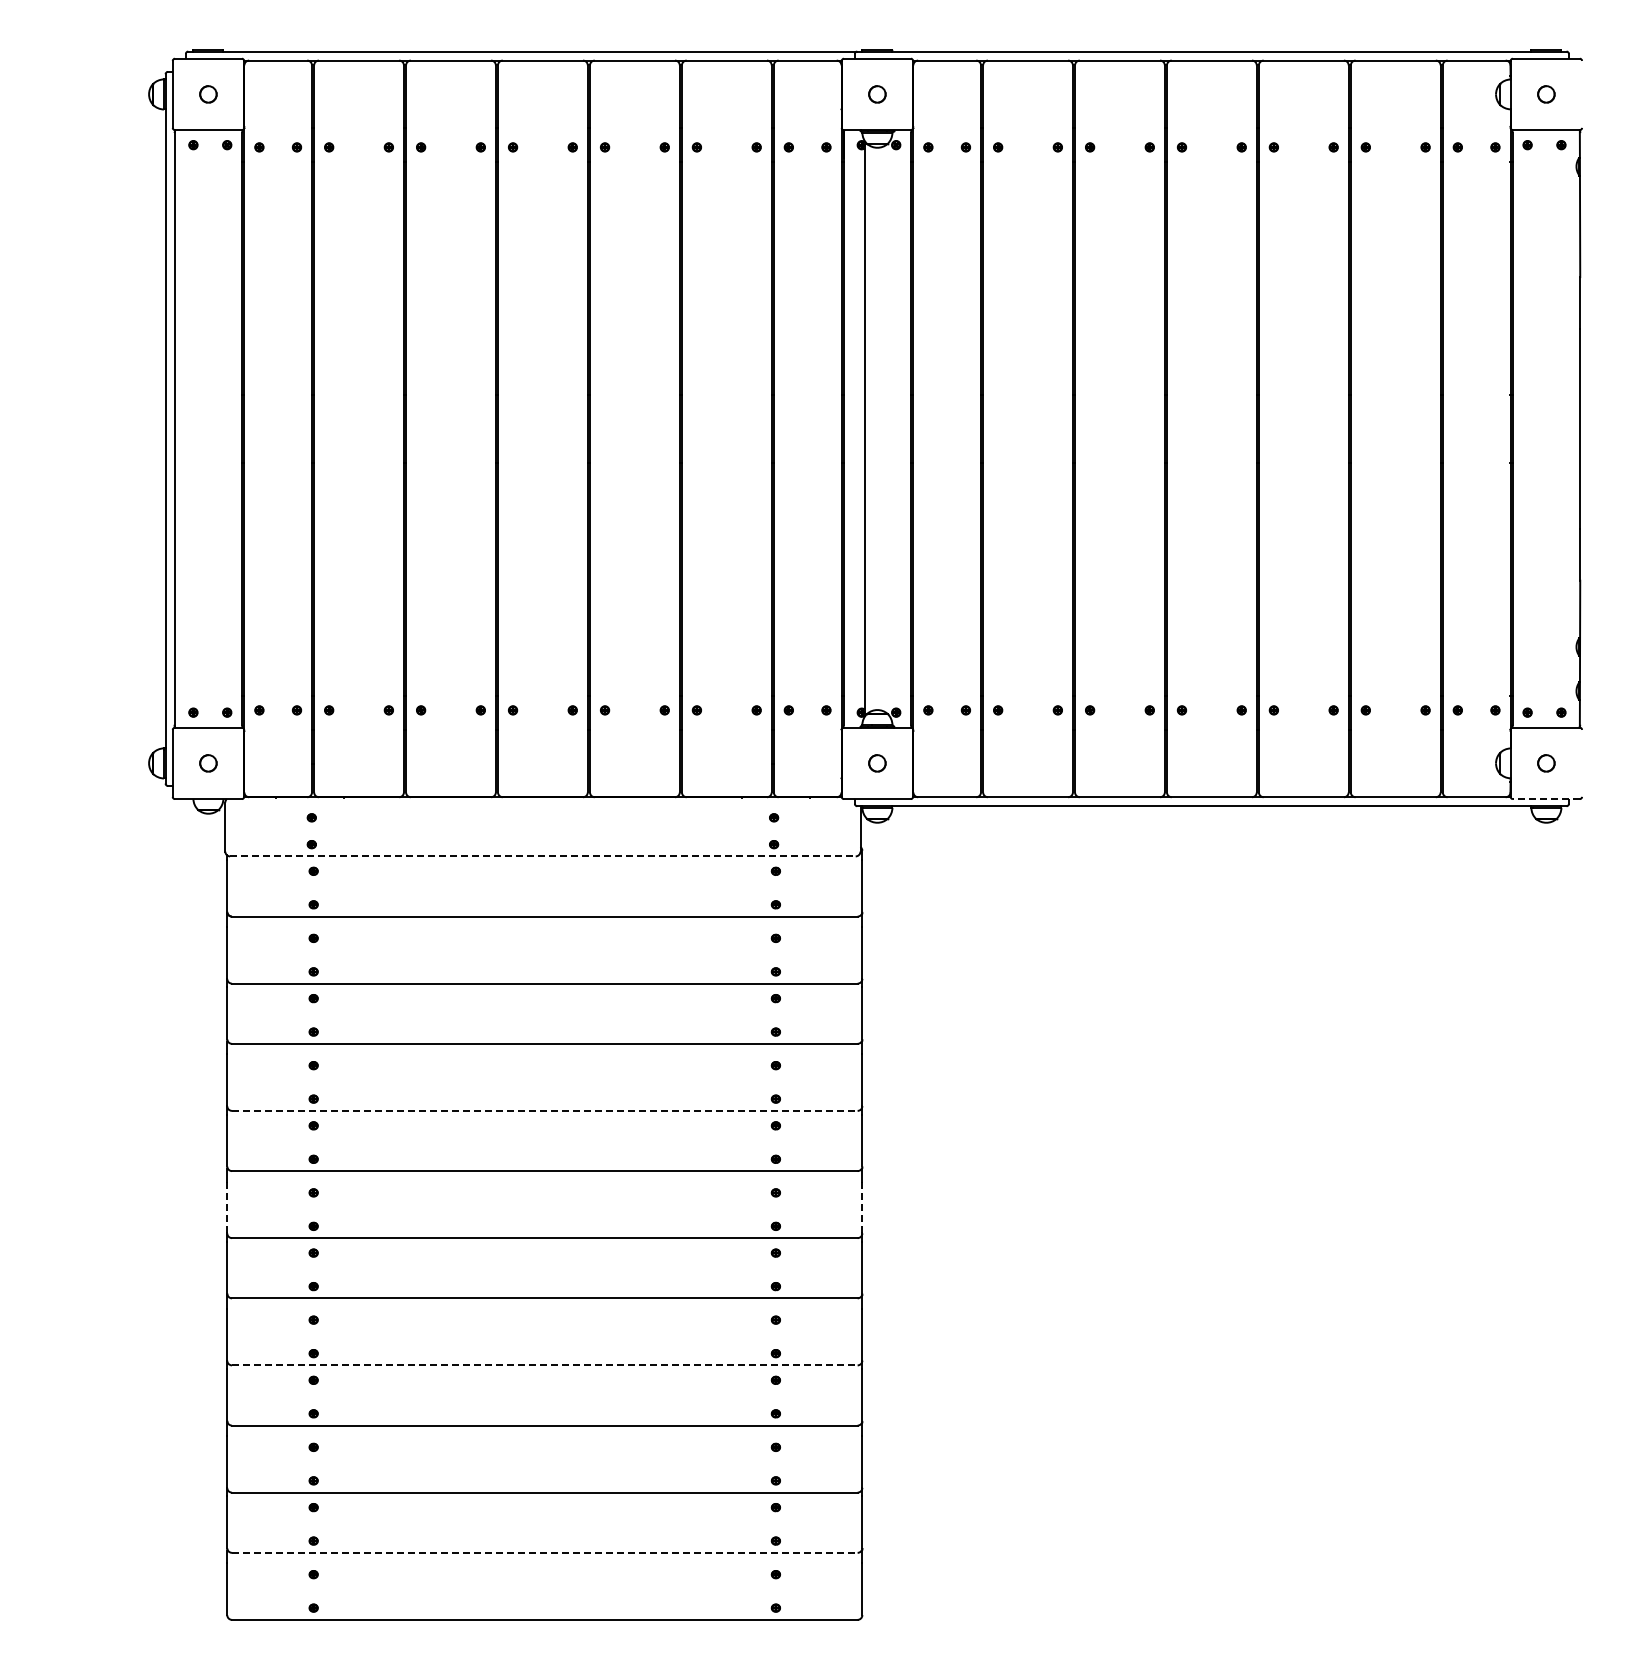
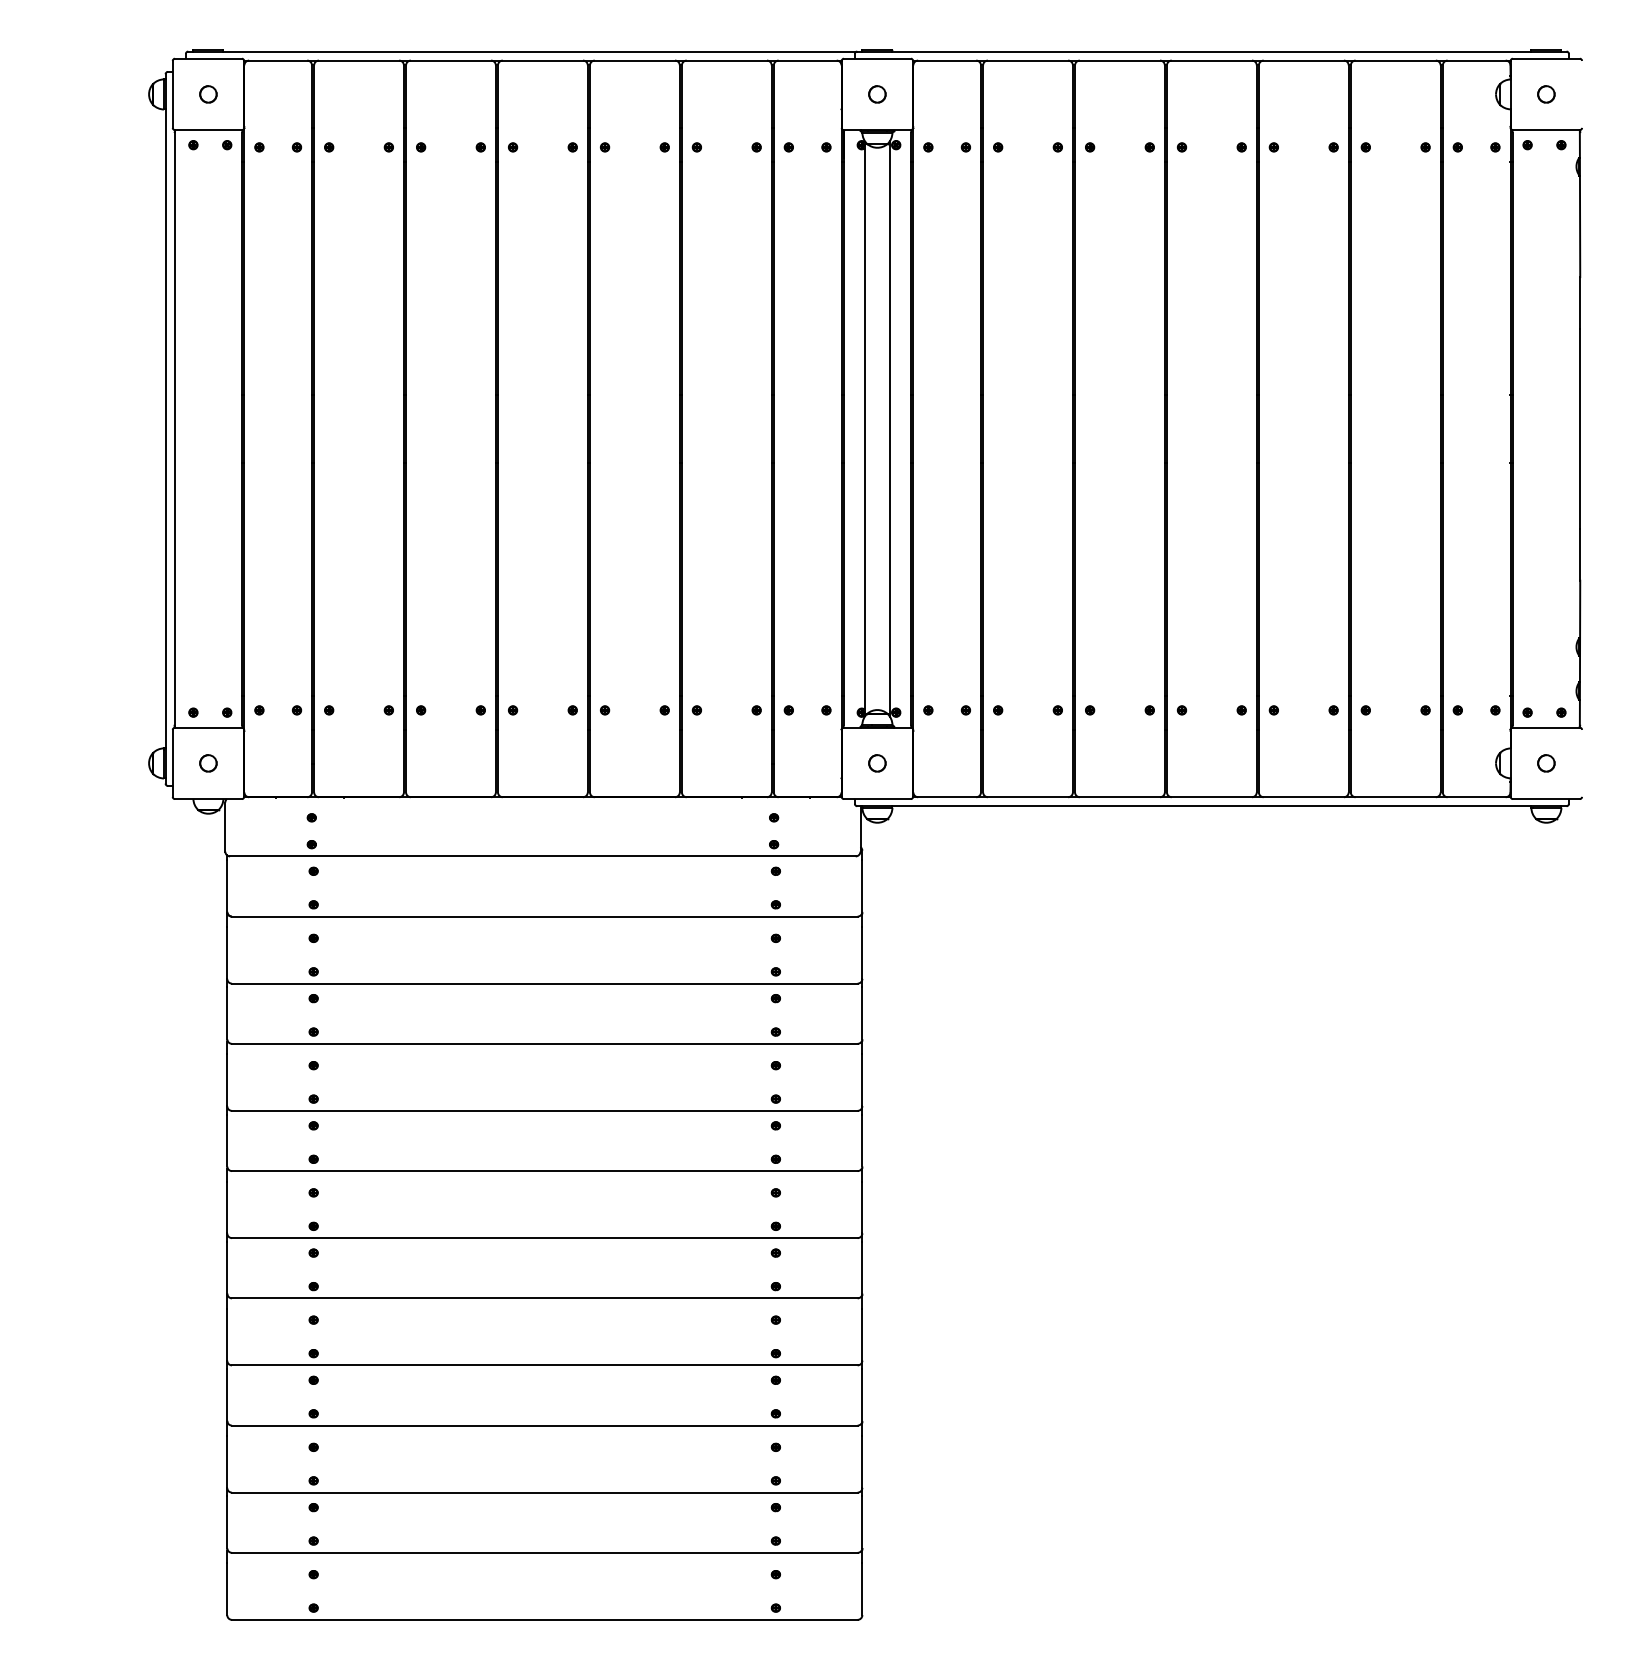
line: none -> present (890, 428)
line: dashed -> solid (1545, 799)
line: dashed -> solid (542, 856)
line: dashed -> solid (544, 1110)
line: dashed -> solid (227, 1207)
line: dashed -> solid (862, 1207)
line: dashed -> solid (544, 1365)
line: dashed -> solid (544, 1552)
